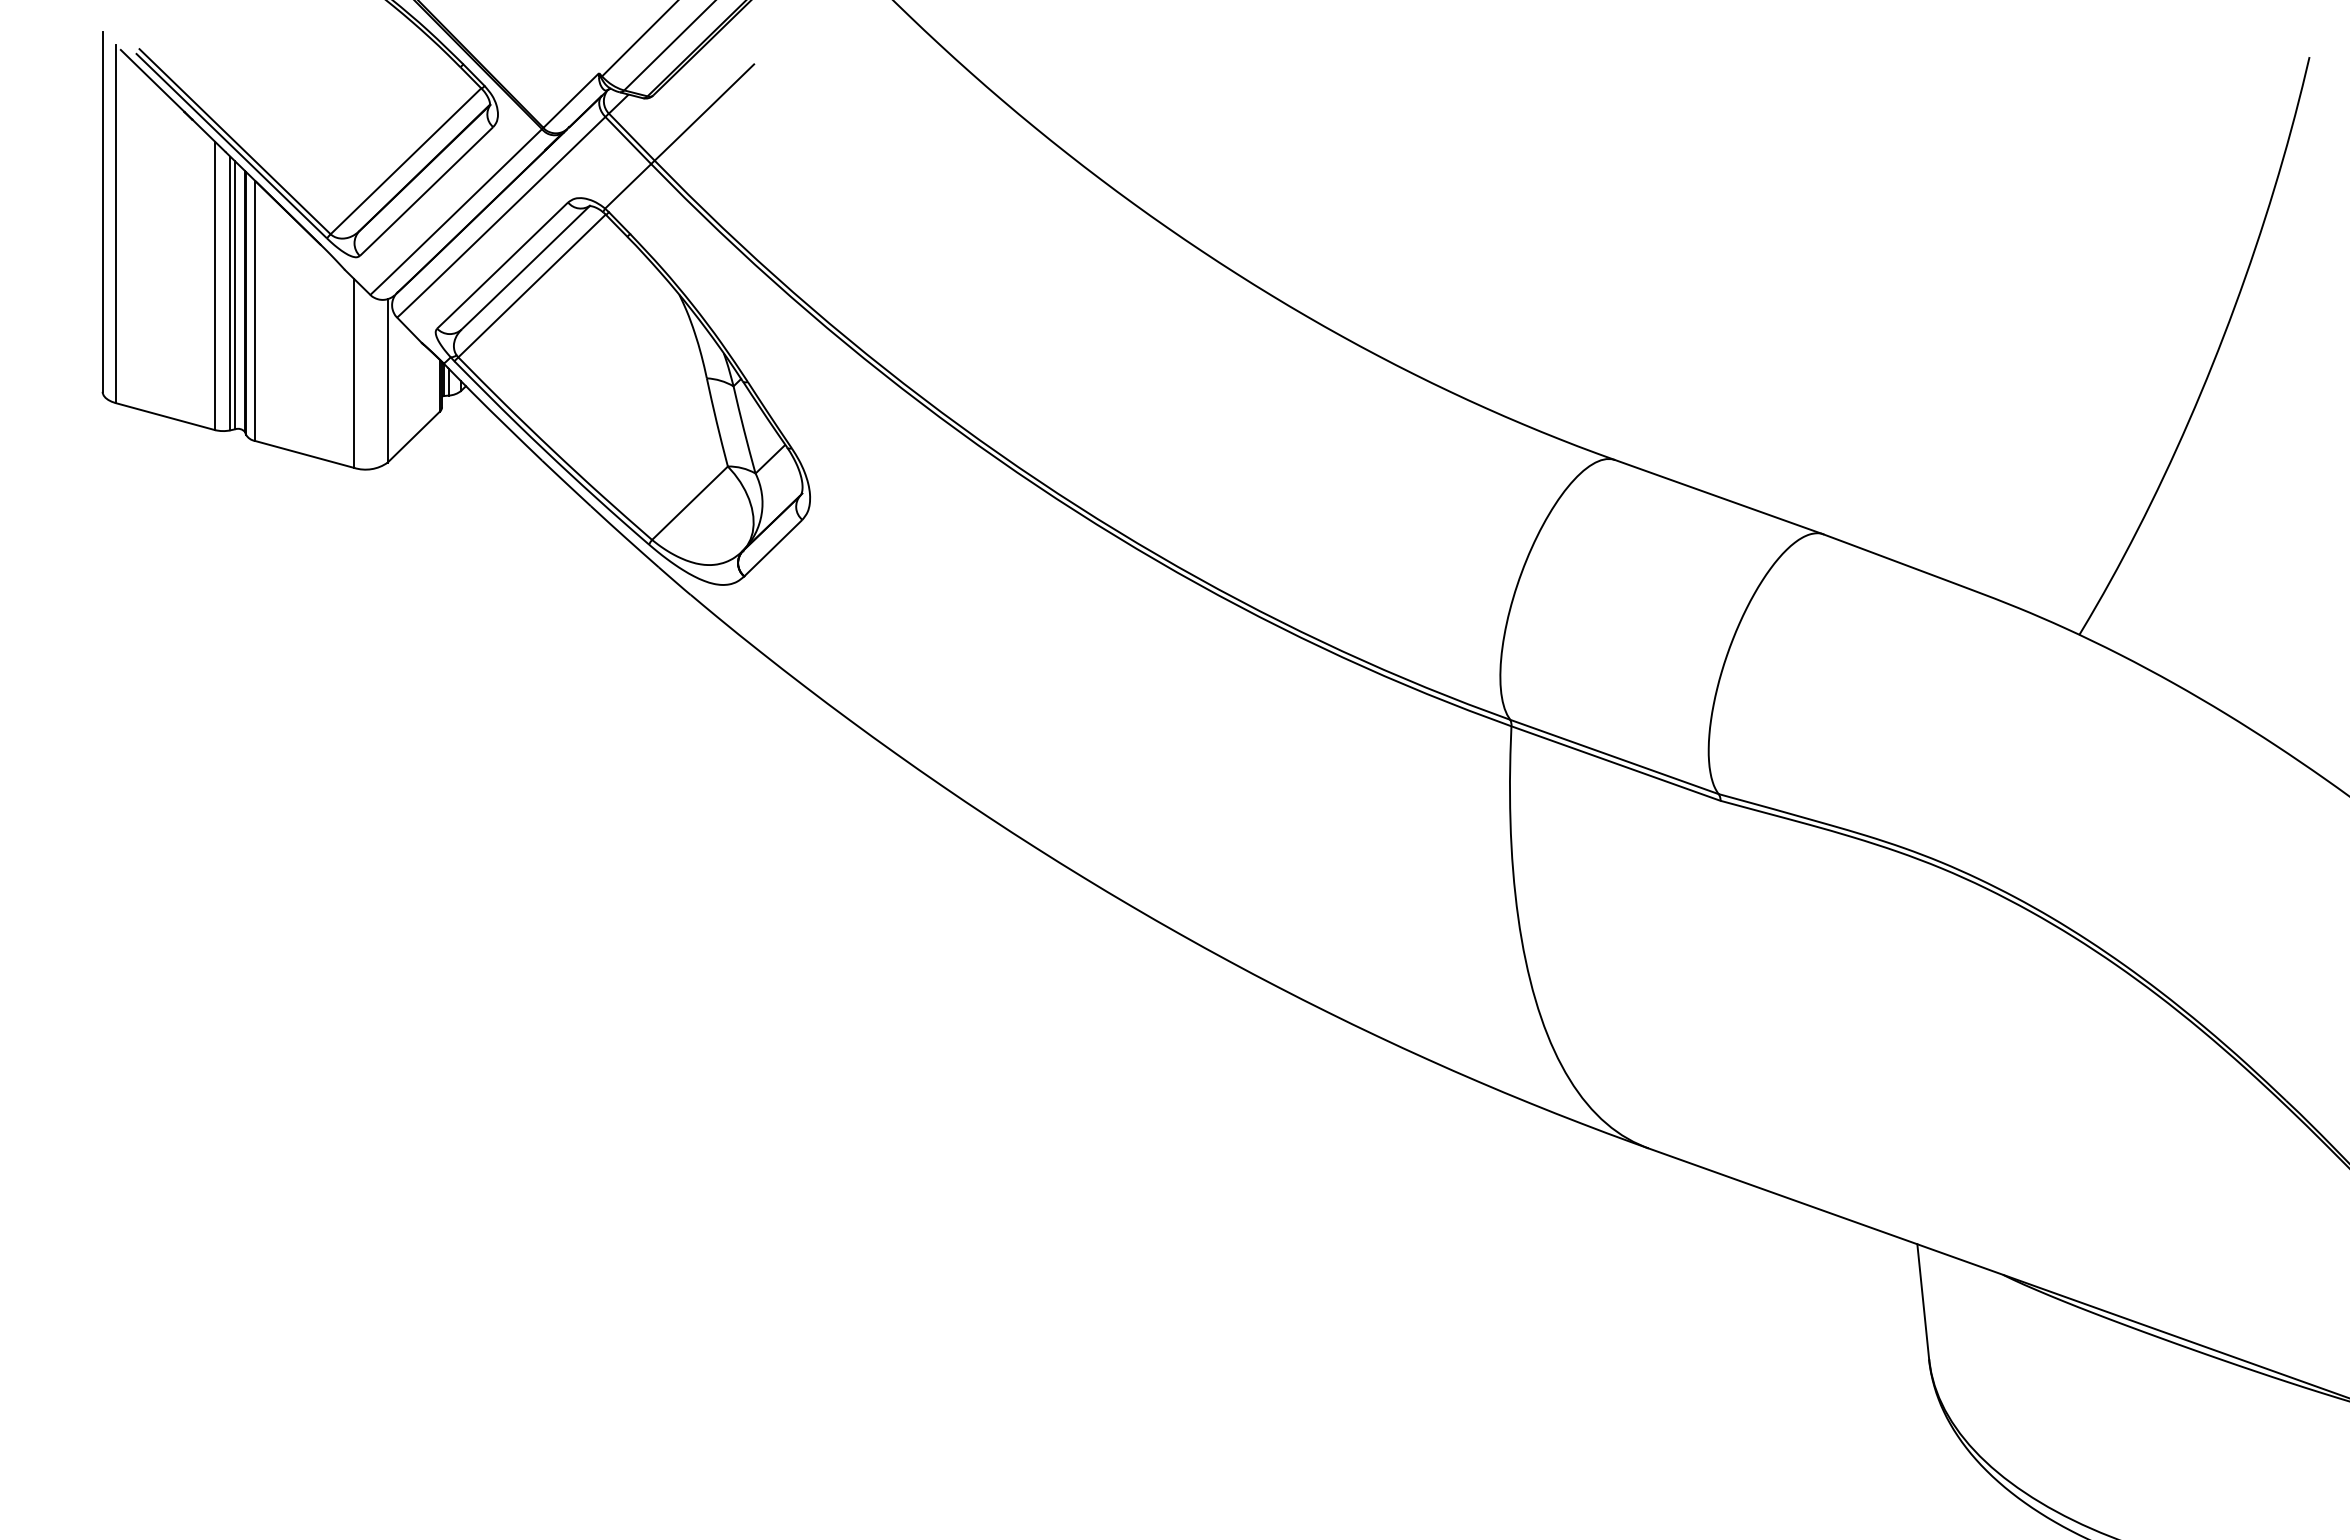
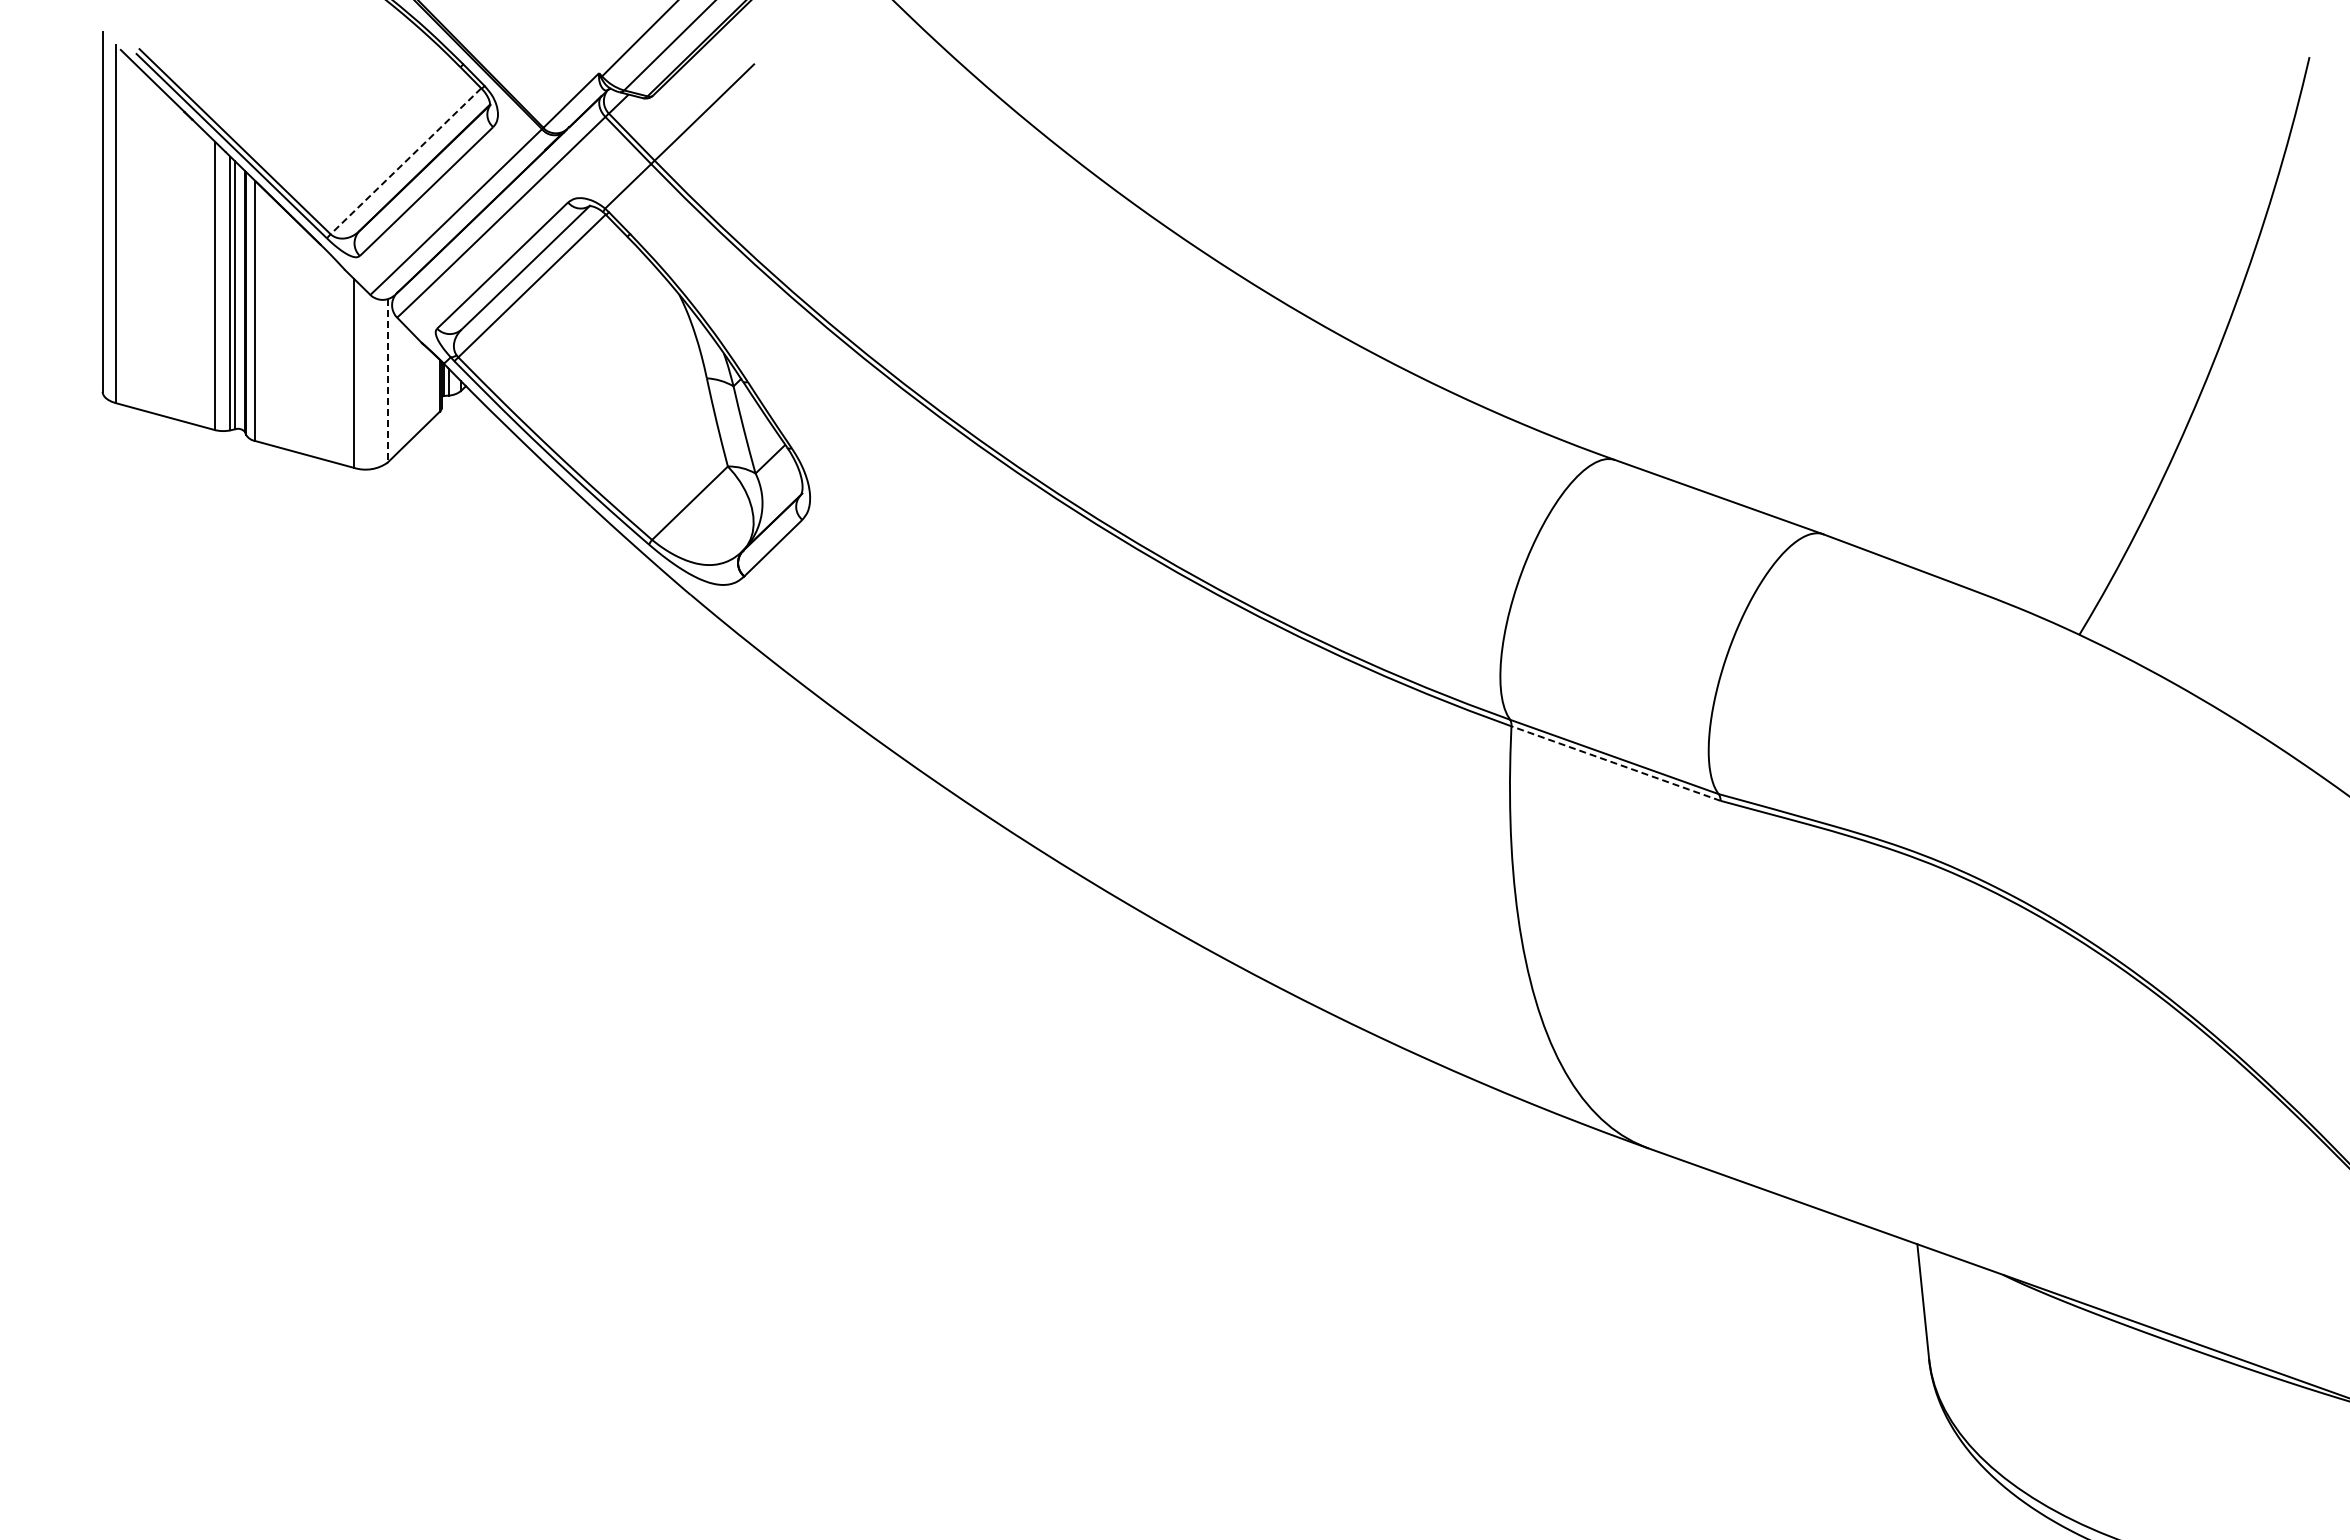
line: solid -> dashed (405, 161)
line: solid -> dashed (387, 380)
line: solid -> dashed (1615, 763)
